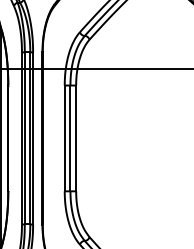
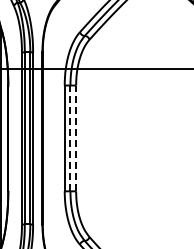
line: solid -> dashed (70, 138)
line: solid -> dashed (76, 138)
